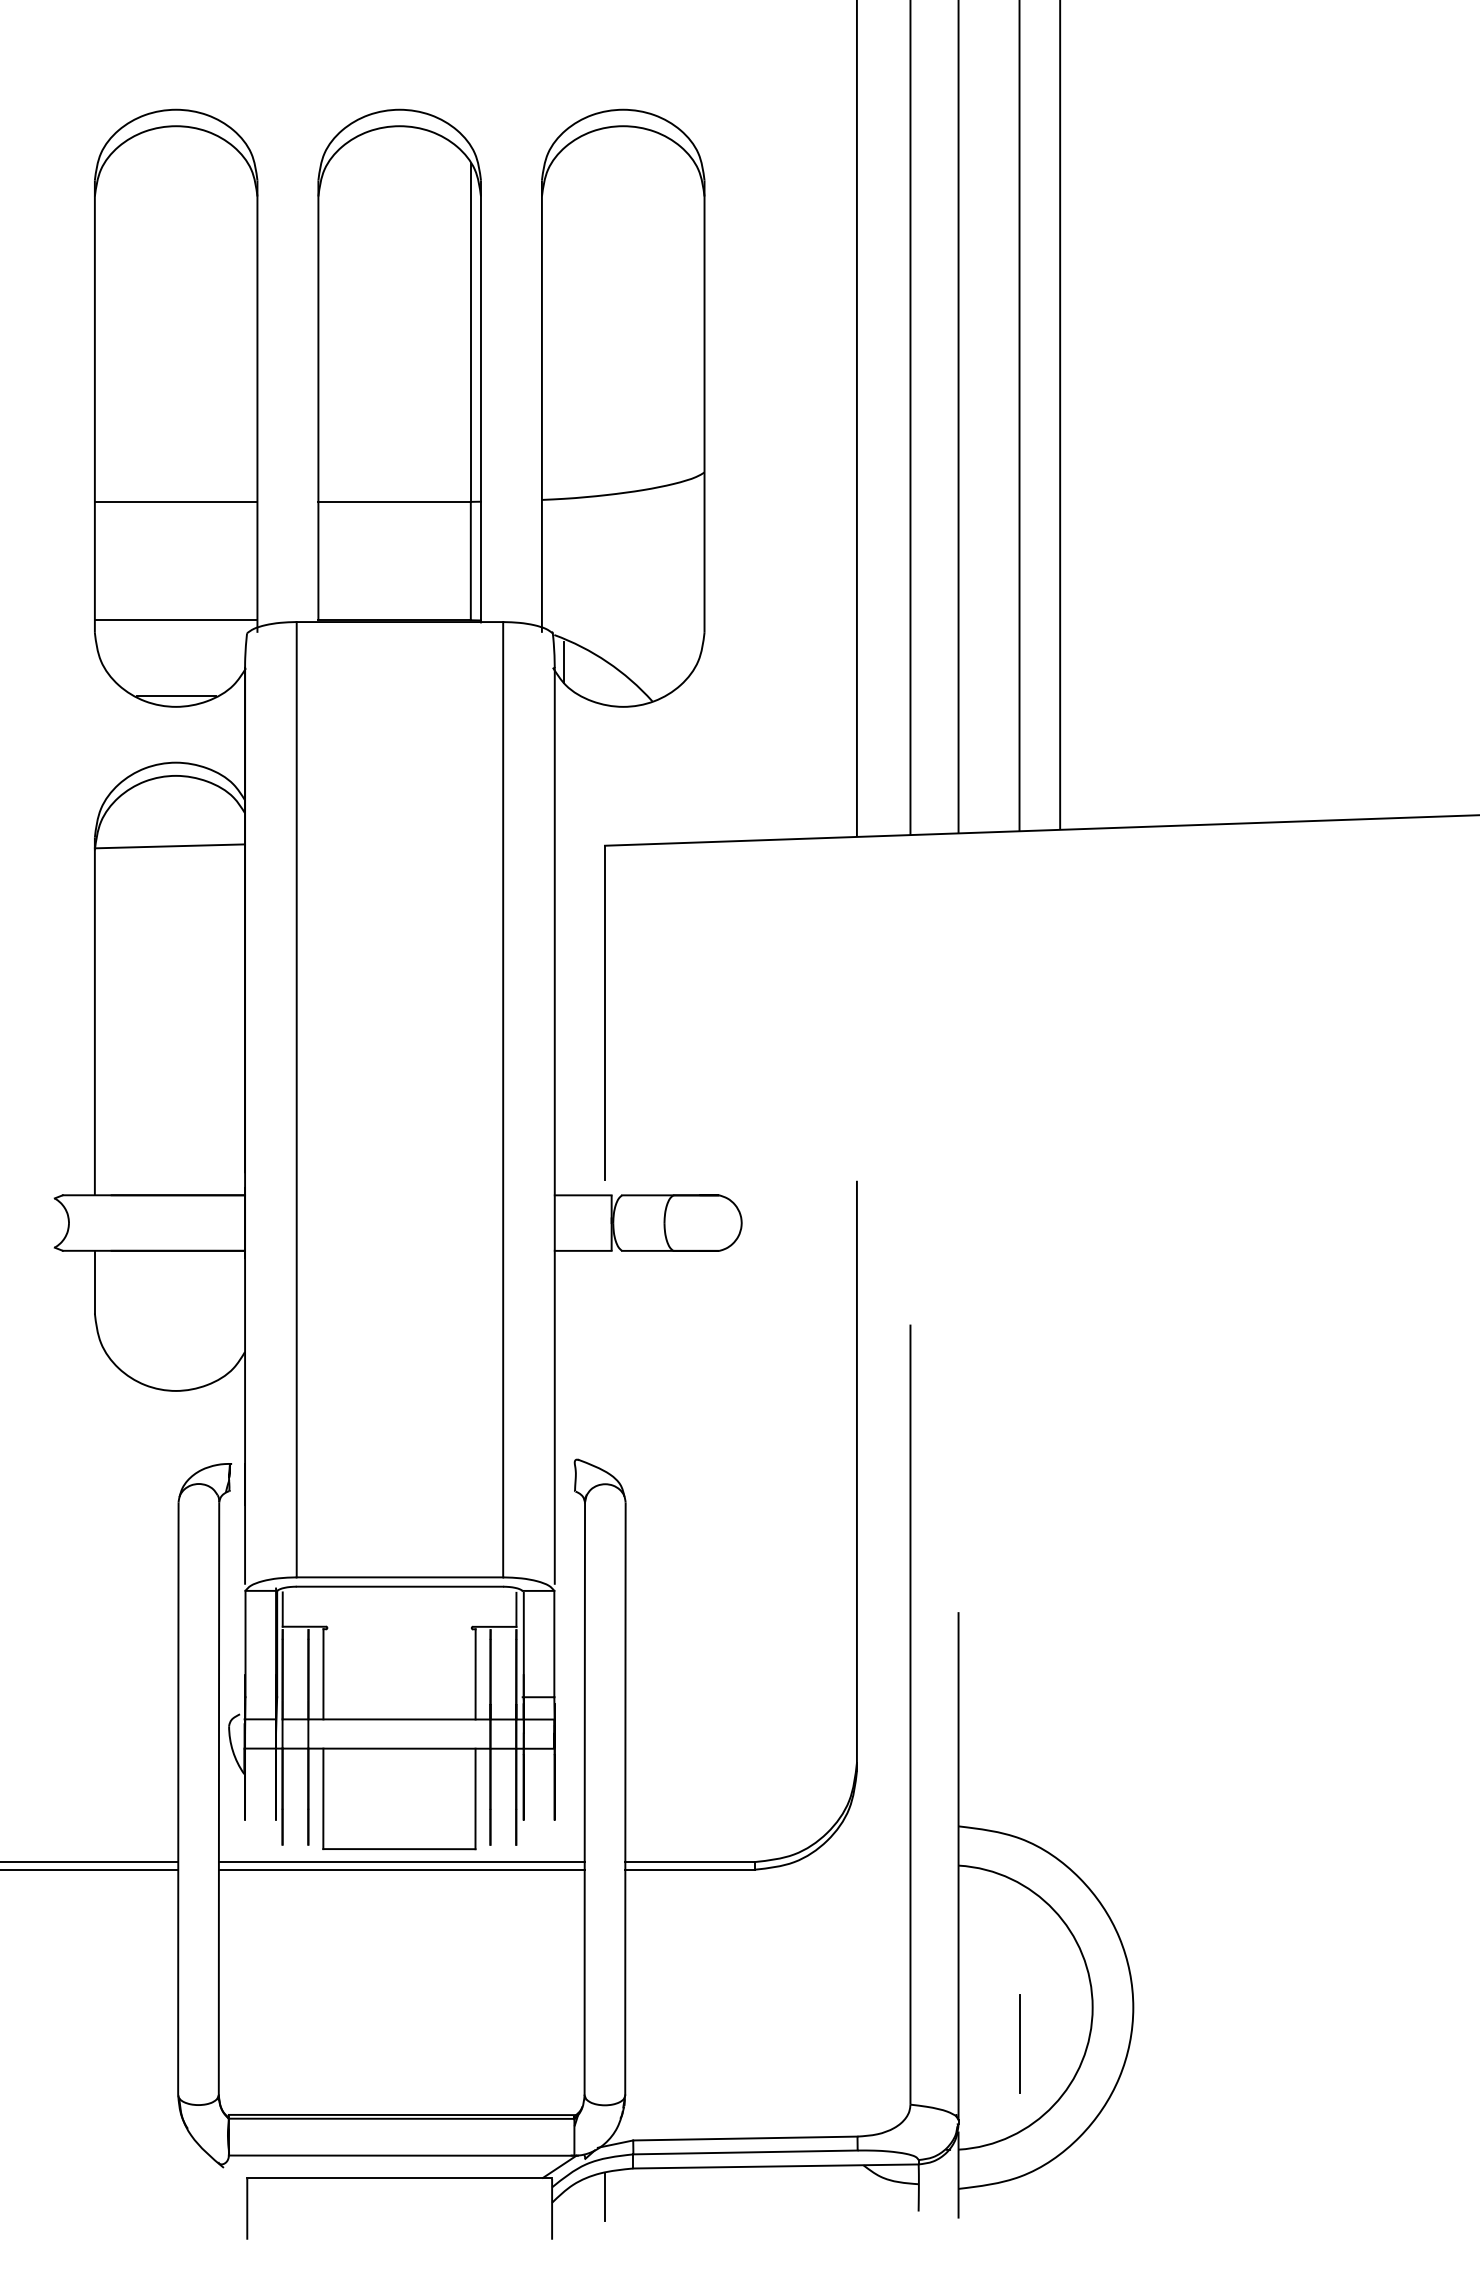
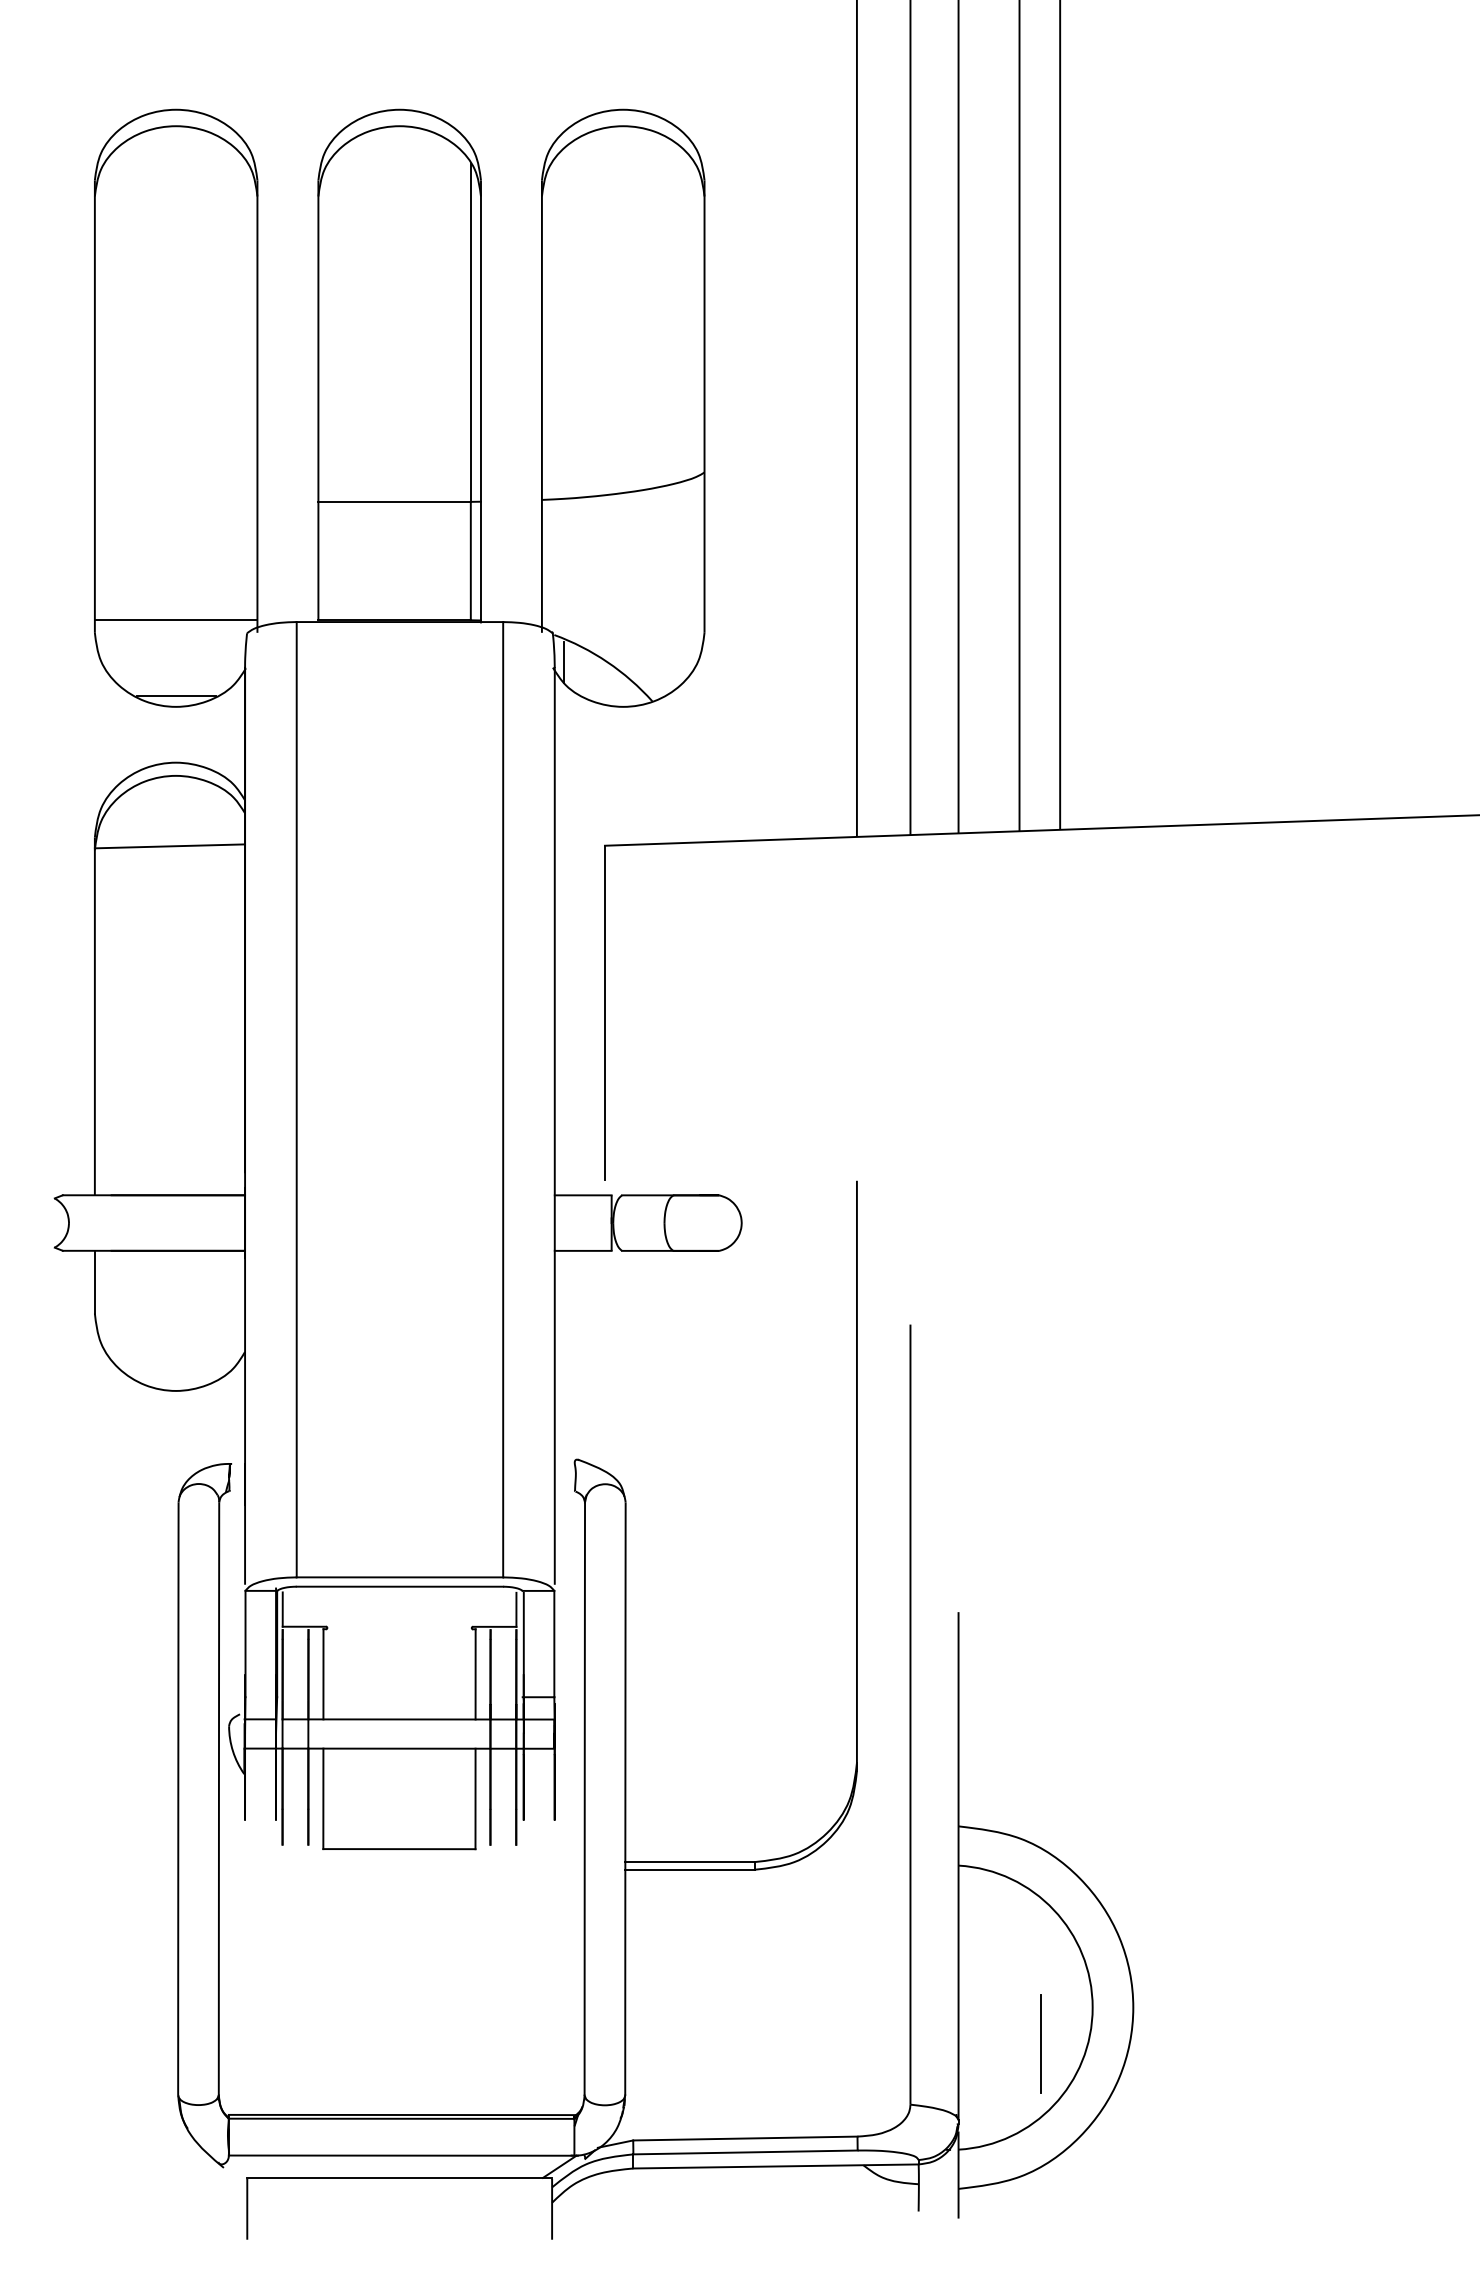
line: present -> none (175, 501)
line: present -> none (90, 1862)
line: present -> none (401, 1862)
line: present -> none (90, 1869)
line: present -> none (401, 1869)
line position: (1019, 2043) -> (1040, 2043) (1040, 2043)
line: present -> none (604, 2196)
